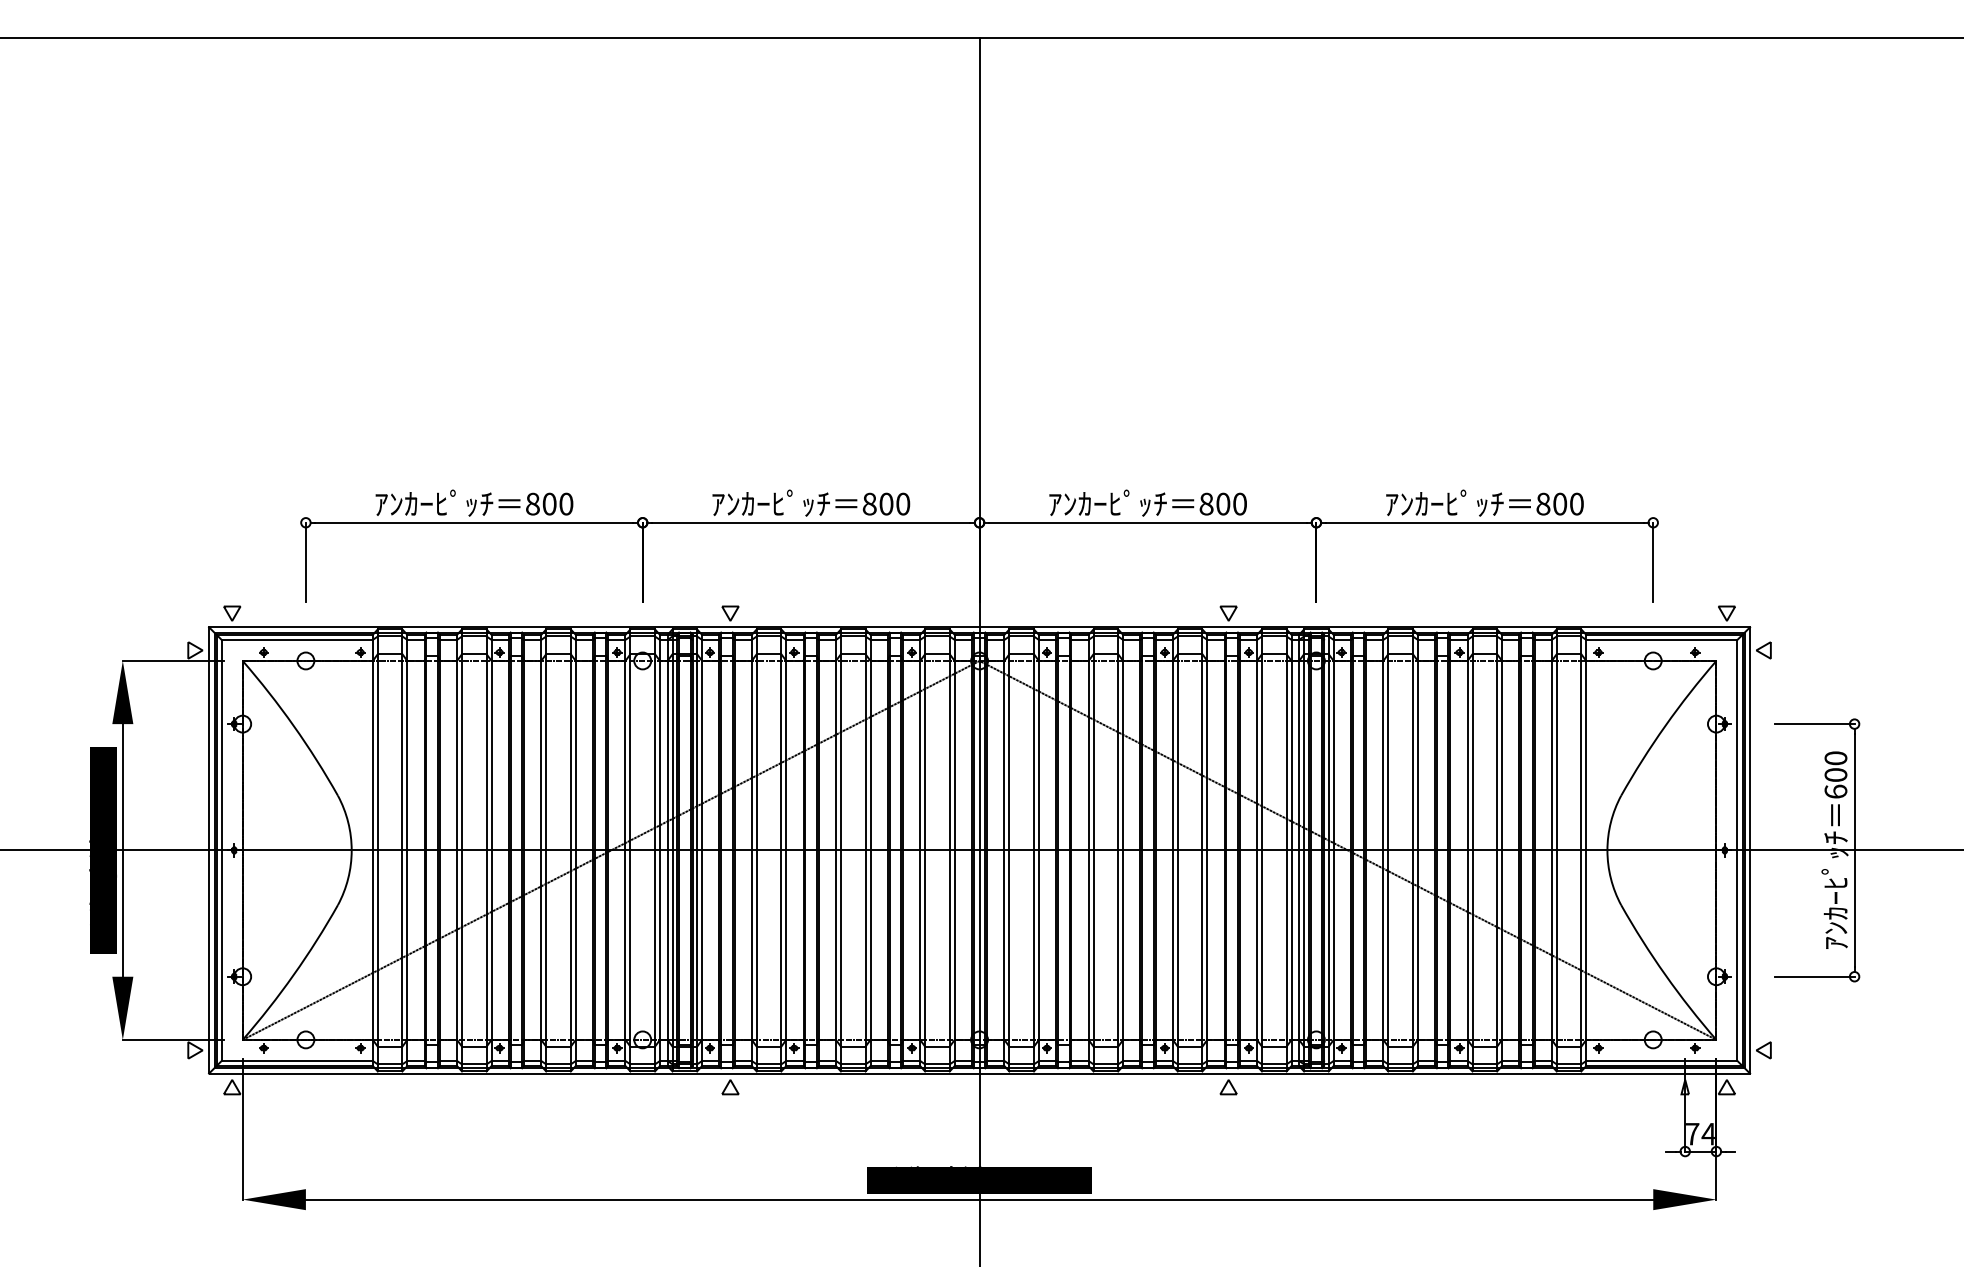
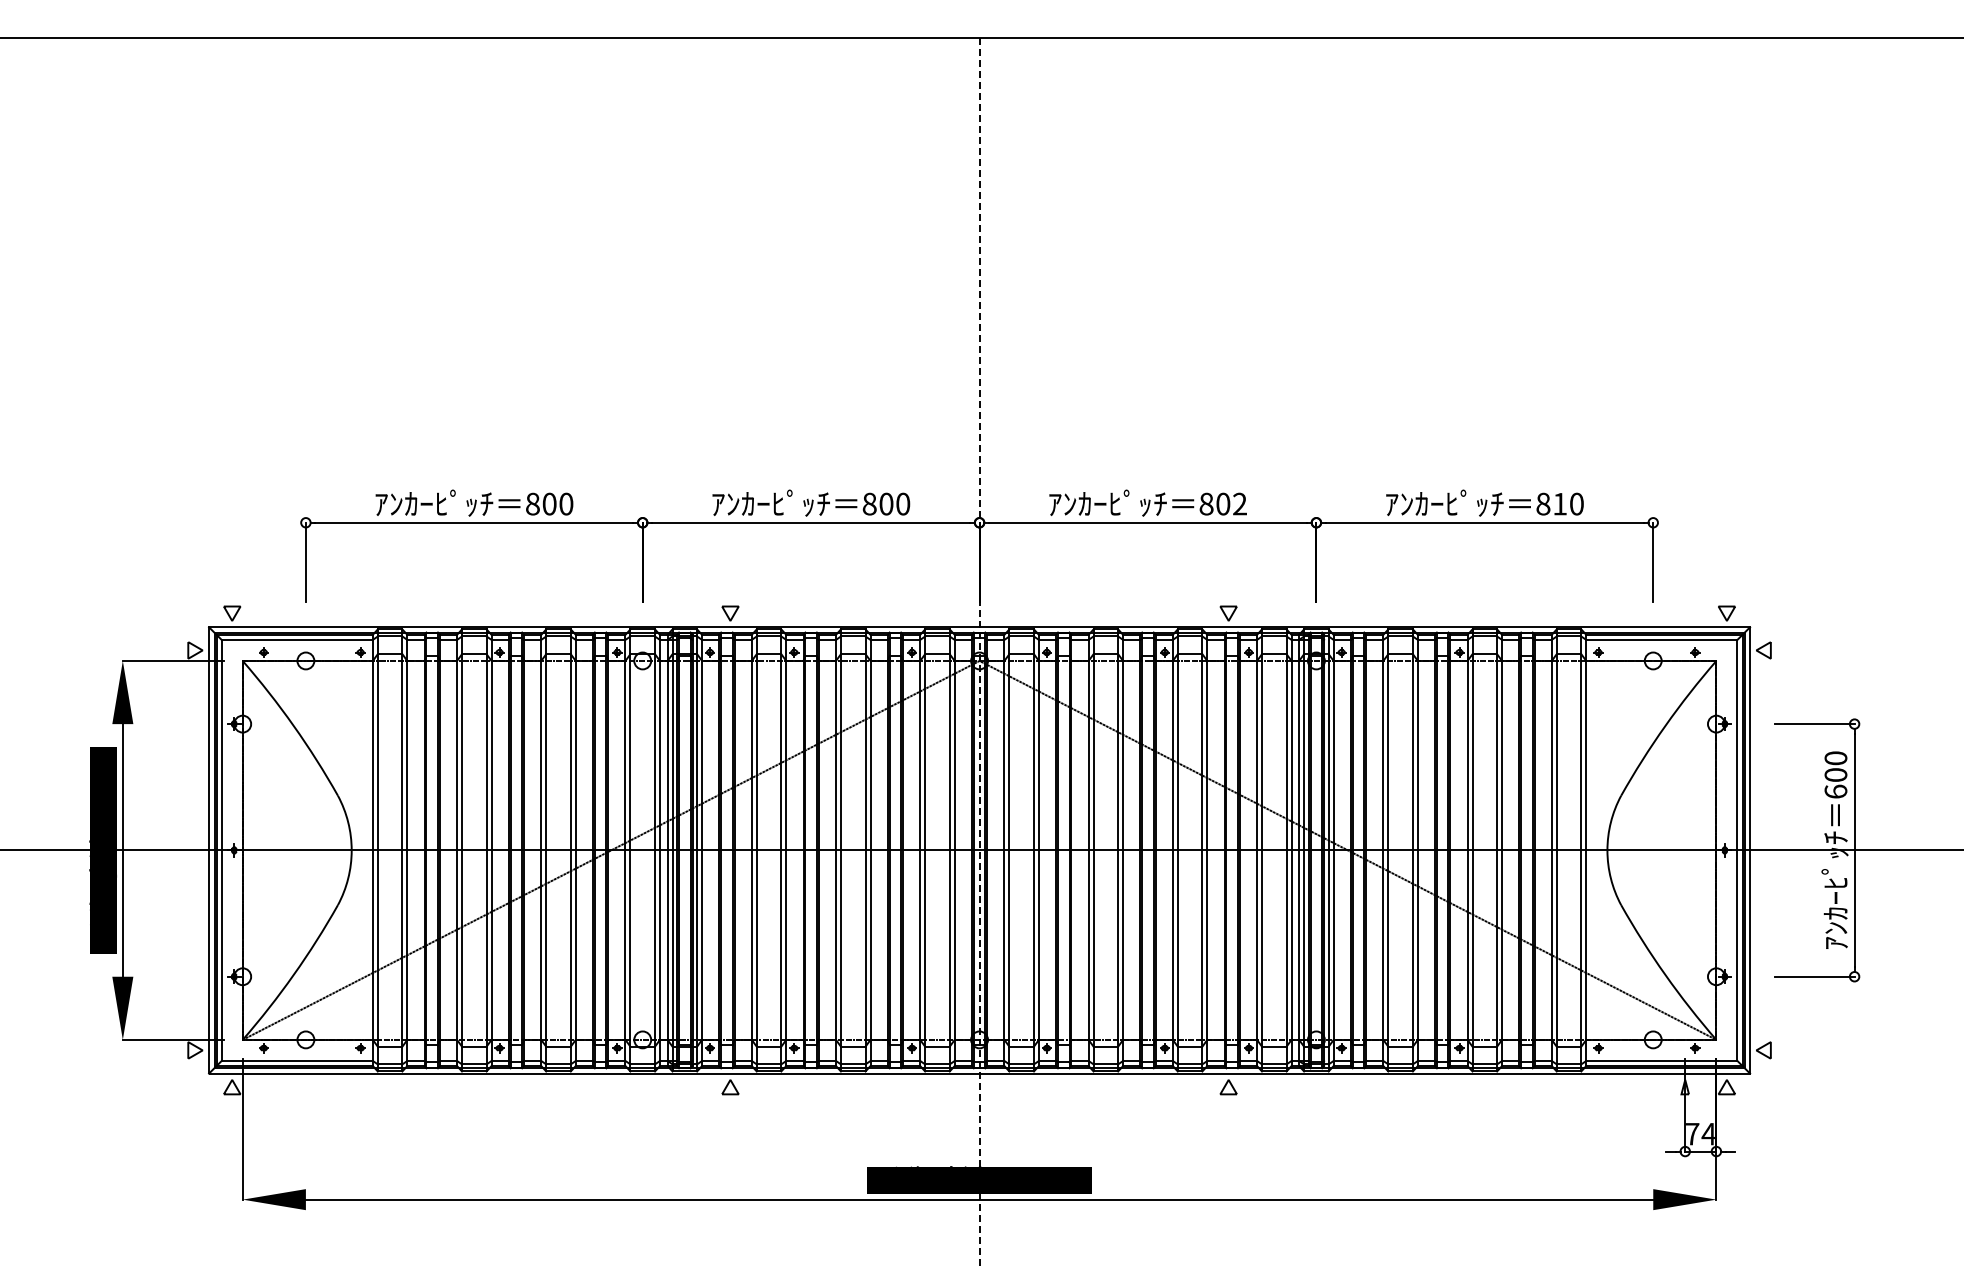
text: 800 -> 802 (1239, 503)
text: 800 -> 810 (1560, 503)
line: solid -> dashed (979, 652)
